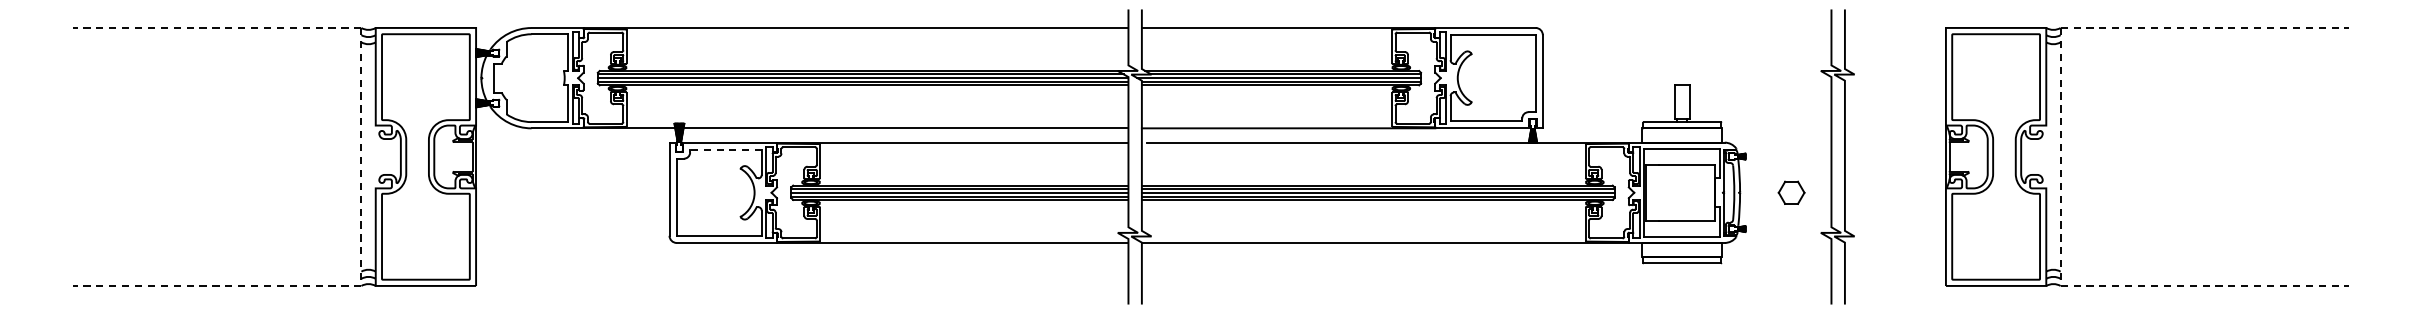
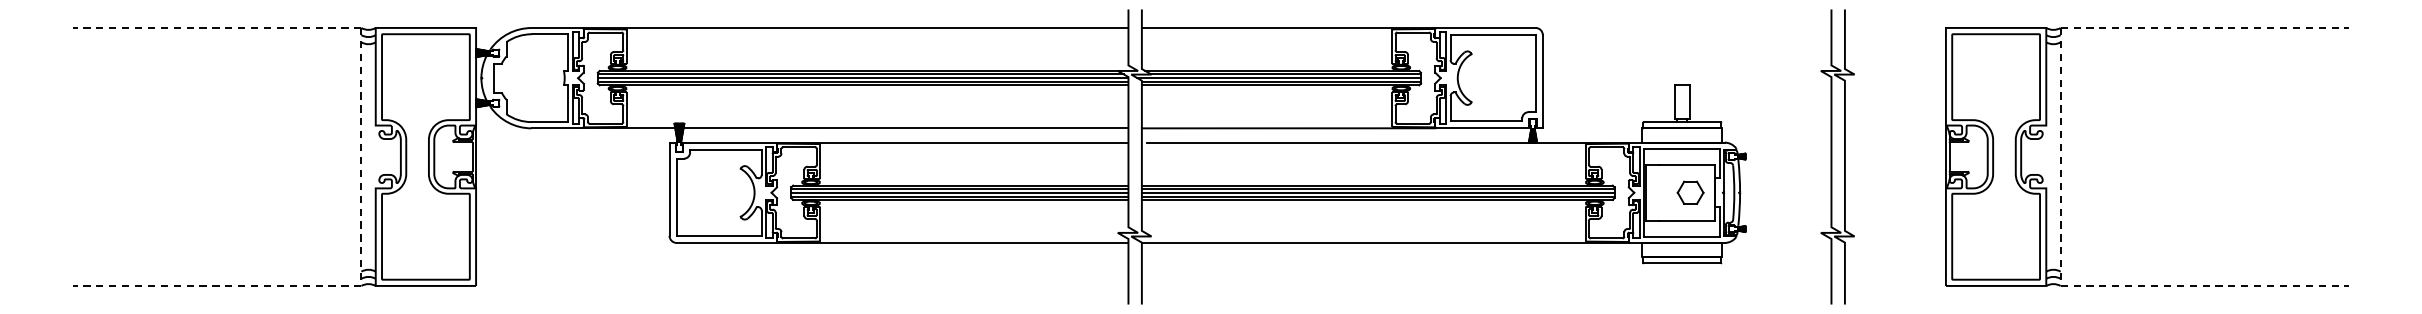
line: dashed -> solid (725, 149)
part position: (1791, 192) -> (1690, 192) (1690, 192)
